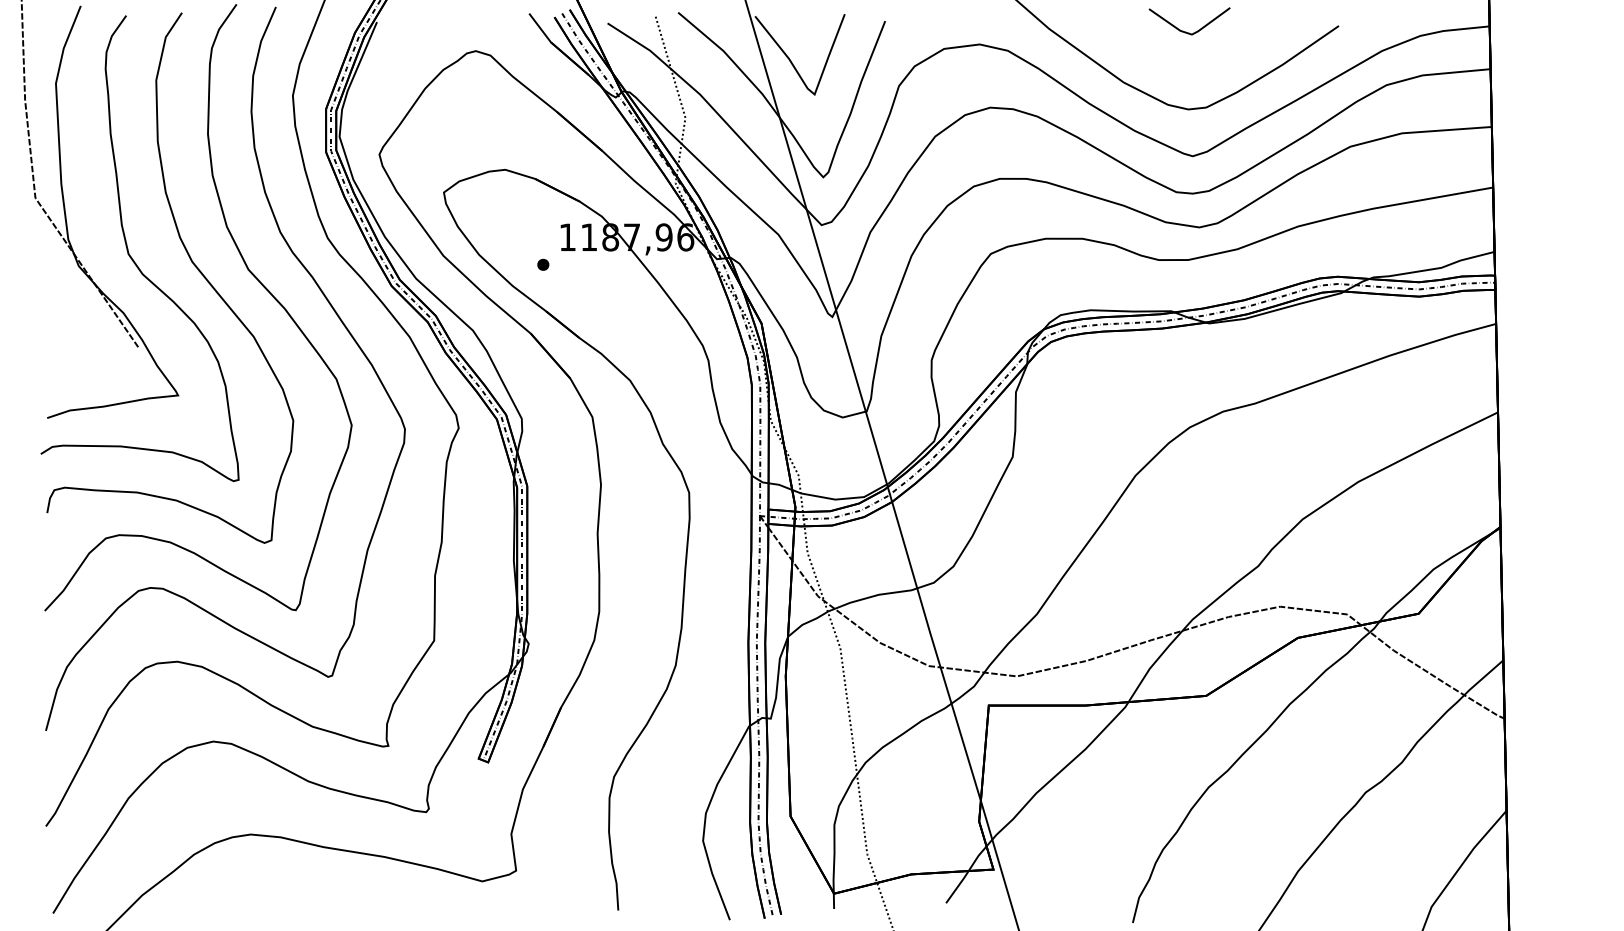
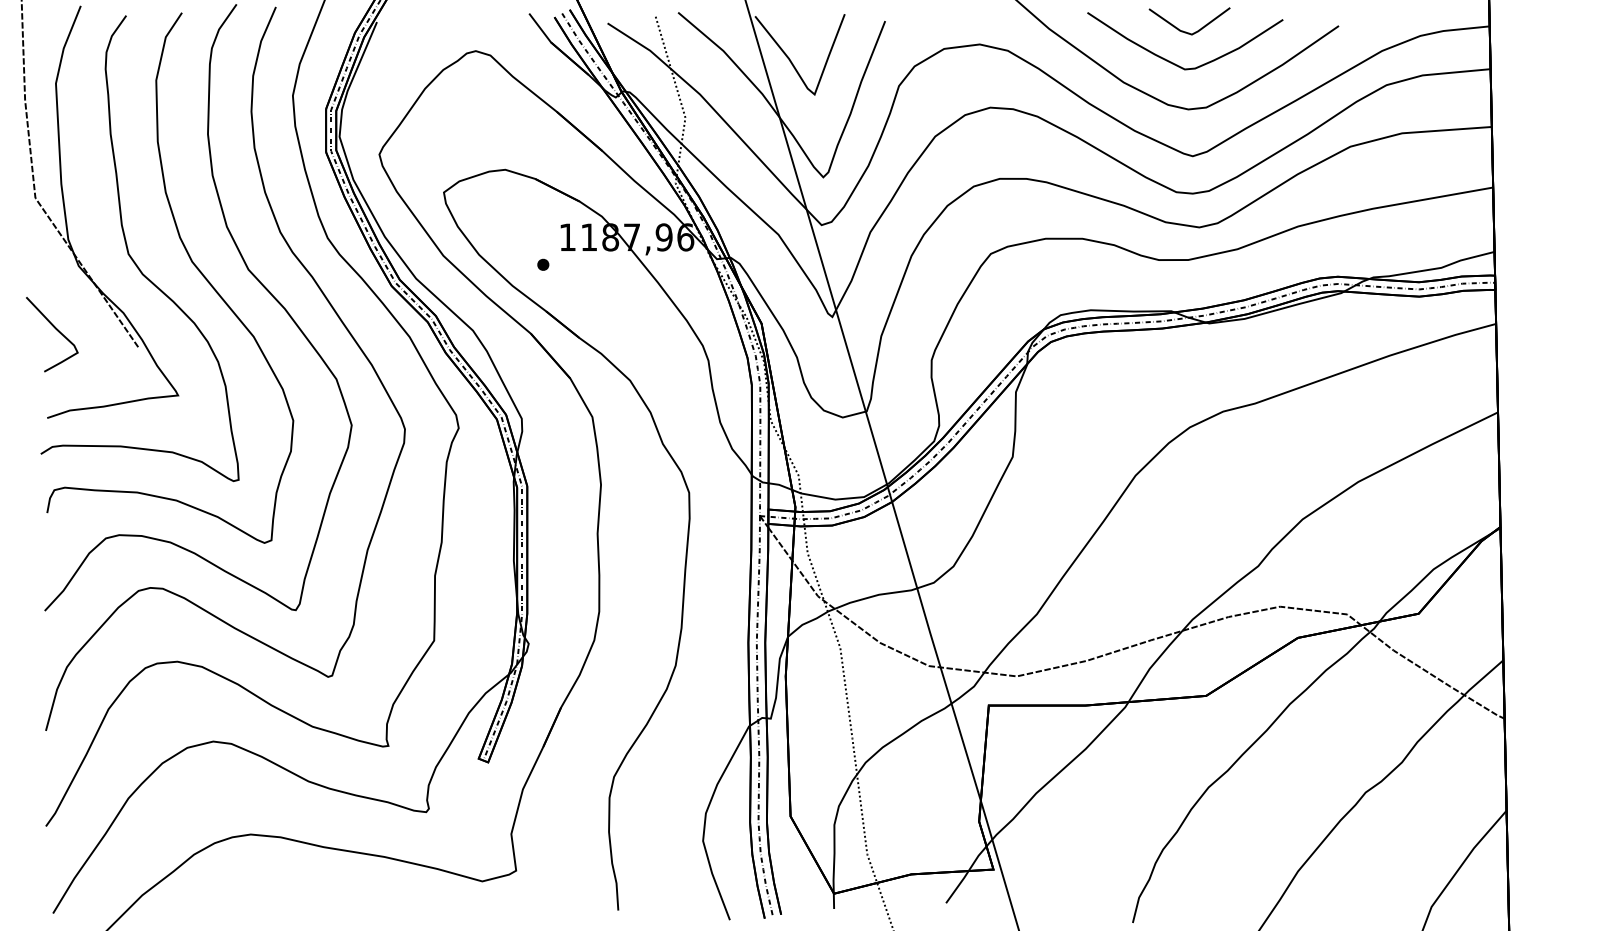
curve: none -> present (1175, 63)
curve: none -> present (56, 330)
